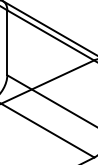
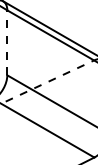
line: solid -> dashed (7, 42)
line: solid -> dashed (47, 82)
